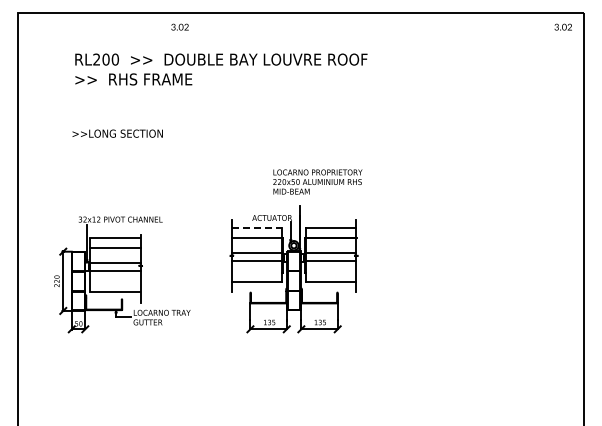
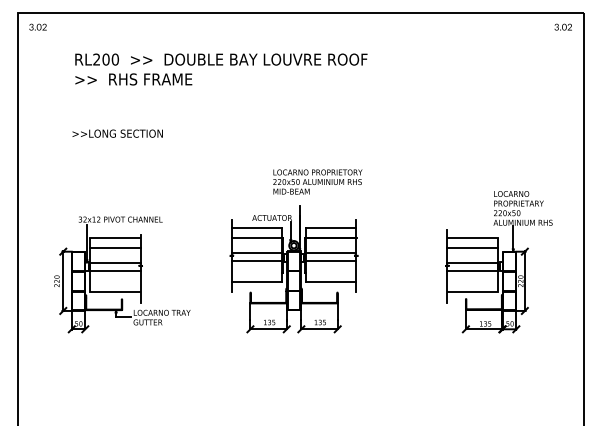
text position: (179, 26) -> (37, 26) (37, 26)
line: dashed -> solid (257, 228)
part: none -> present (498, 262)
